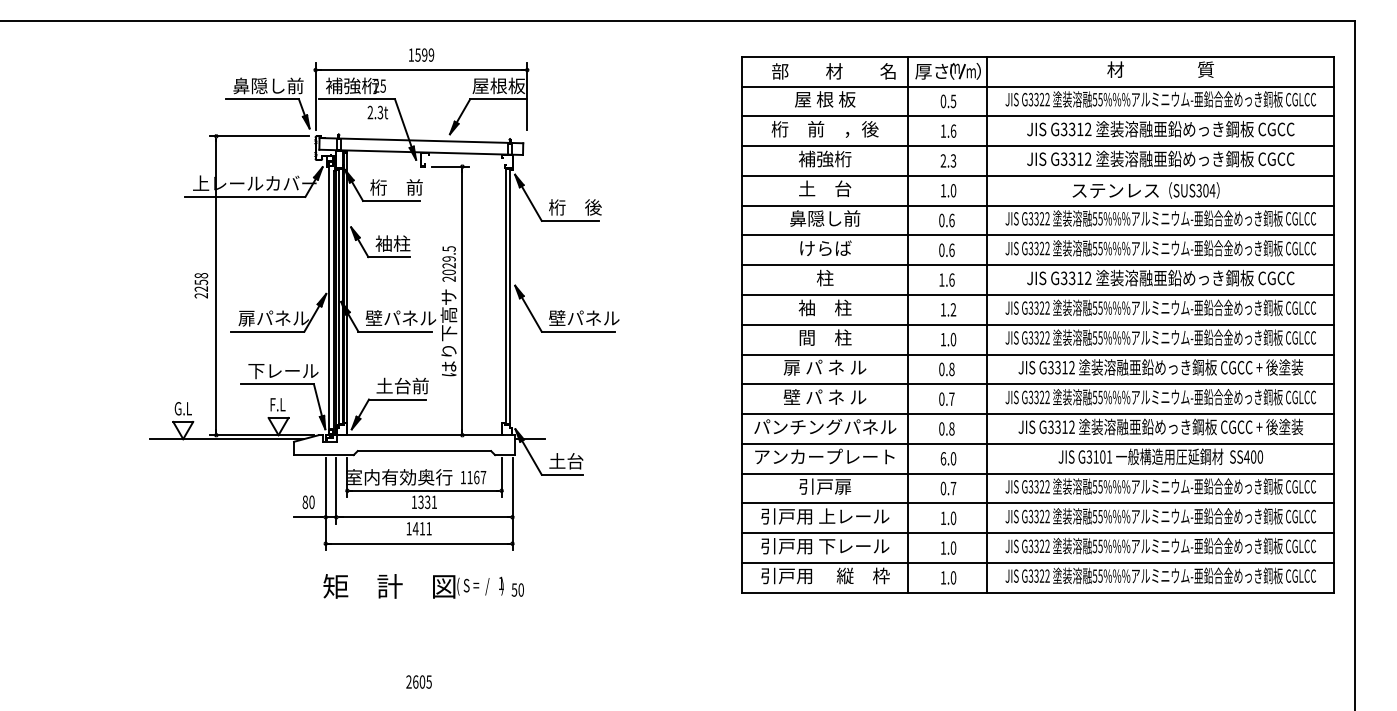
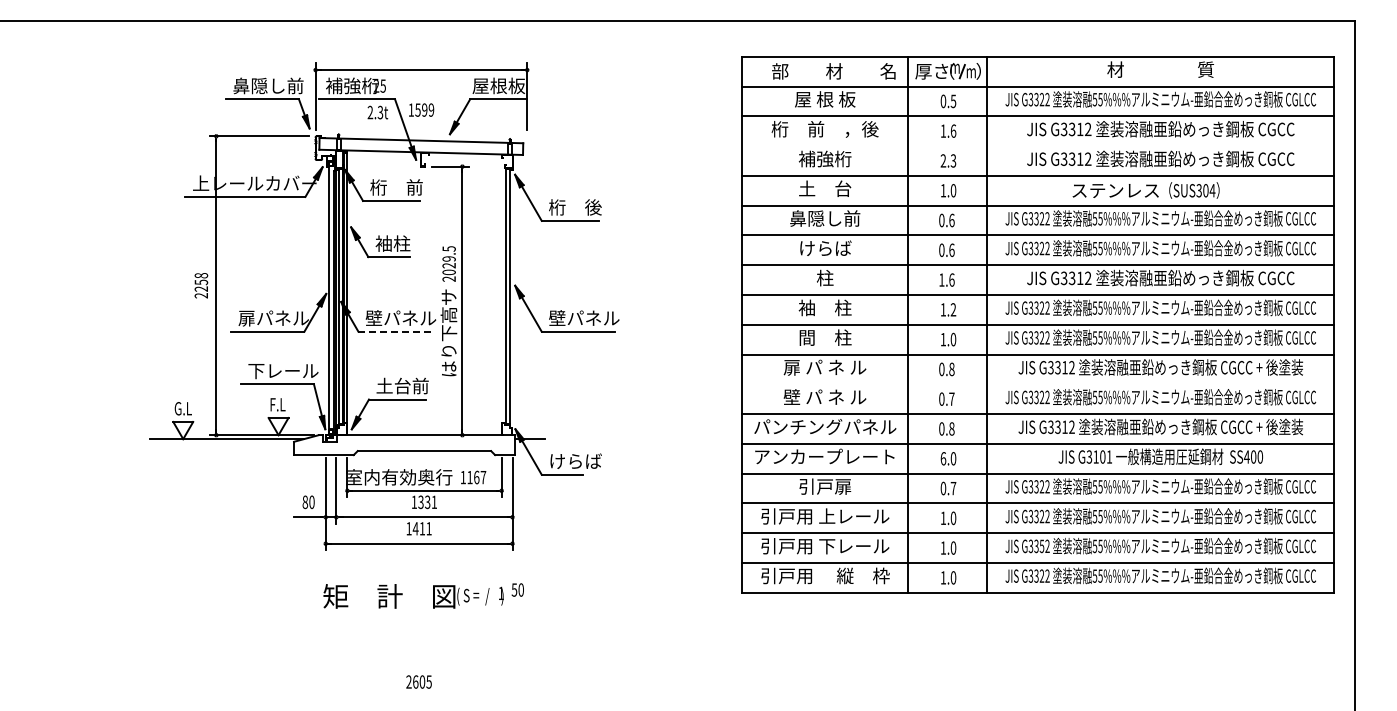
text position: (421, 54) -> (421, 109) (421, 109)
line: present -> none (1038, 146)
line: solid -> dashed (395, 331)
line: present -> none (1038, 384)
text: 土台 -> けらば (575, 461)
text: G3322 -> G3352 (1041, 546)
text position: (413, 586) -> (413, 596) (413, 596)
